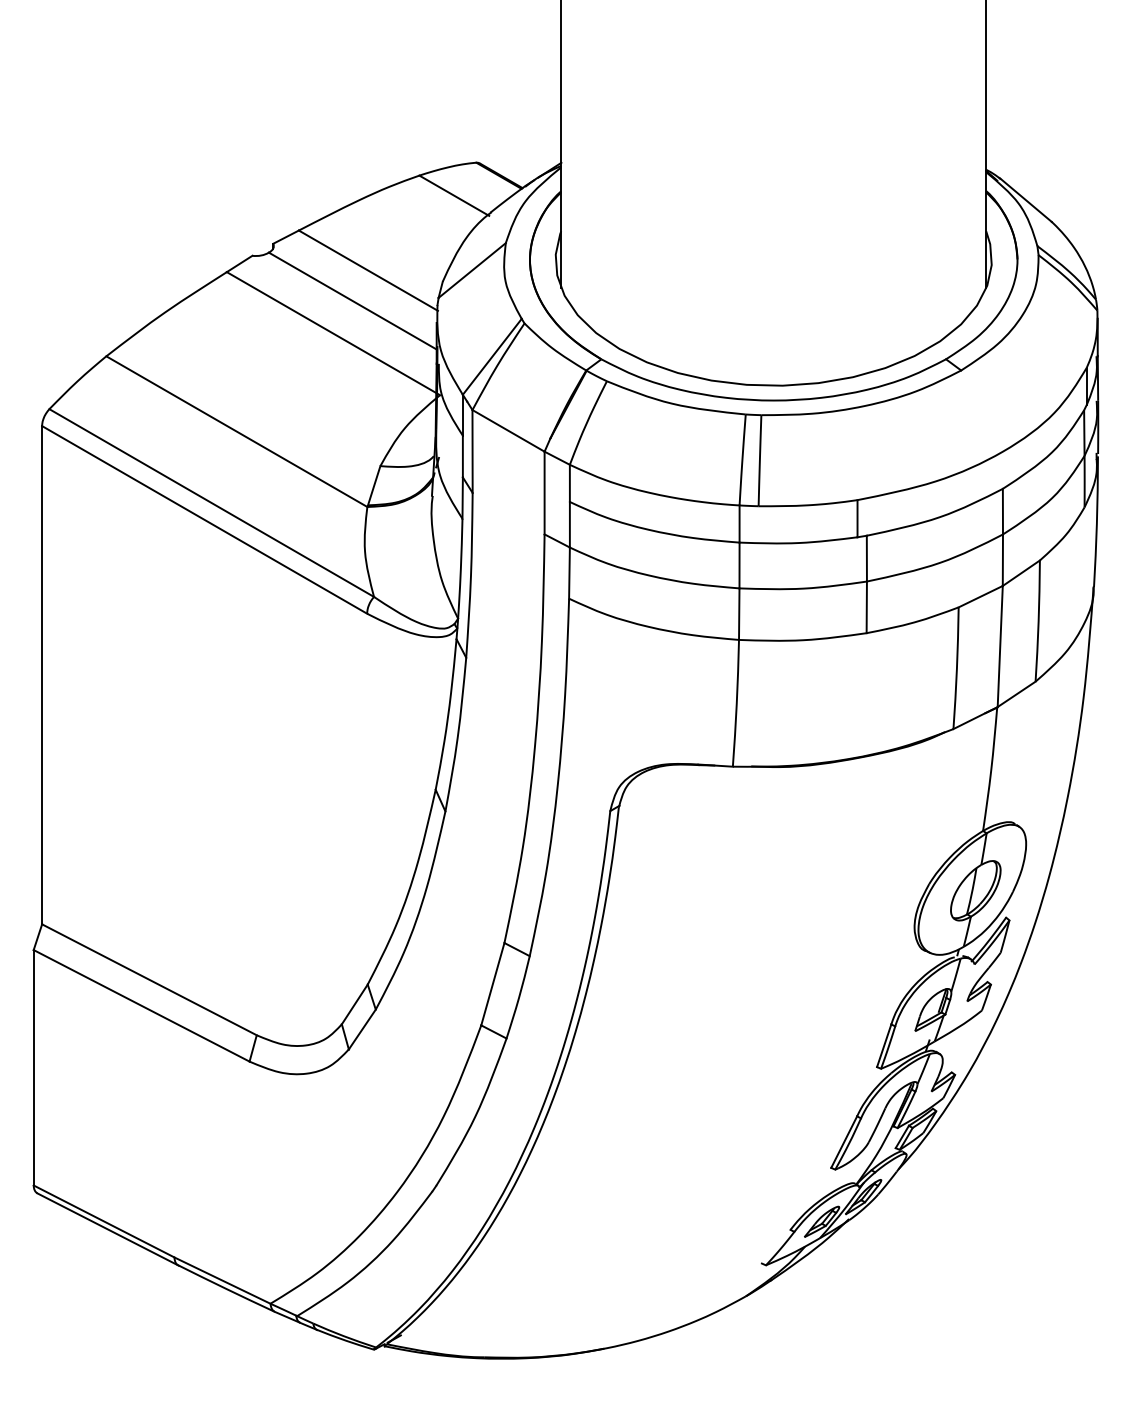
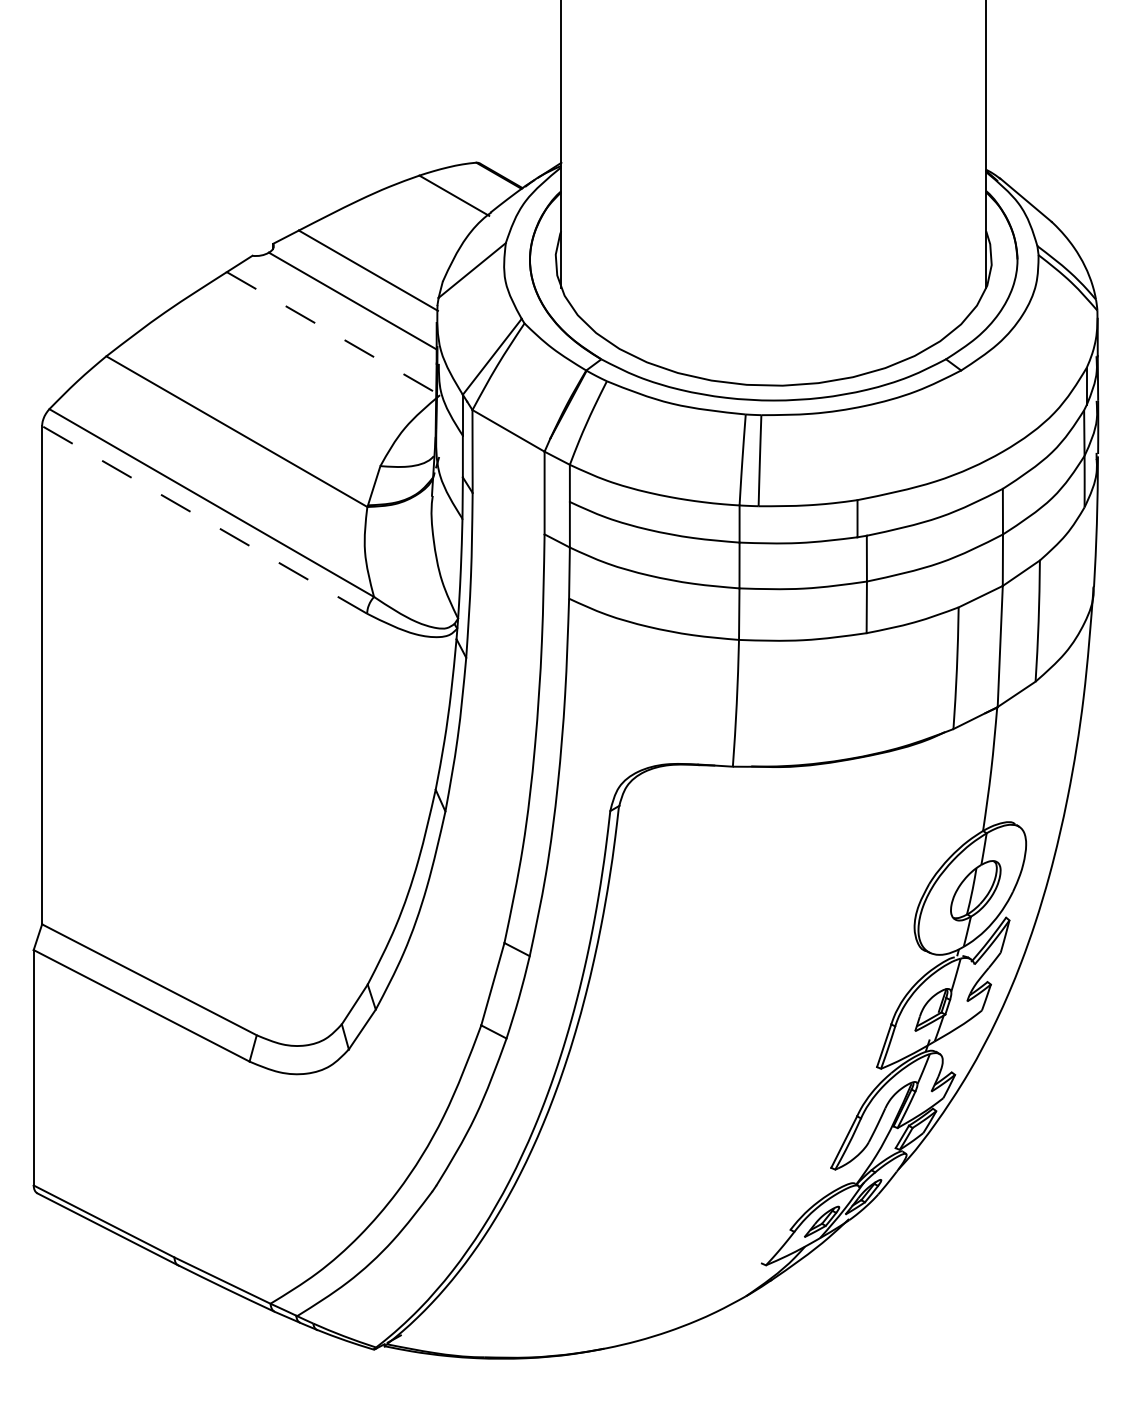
line: solid -> dashed (333, 333)
line: solid -> dashed (204, 519)
